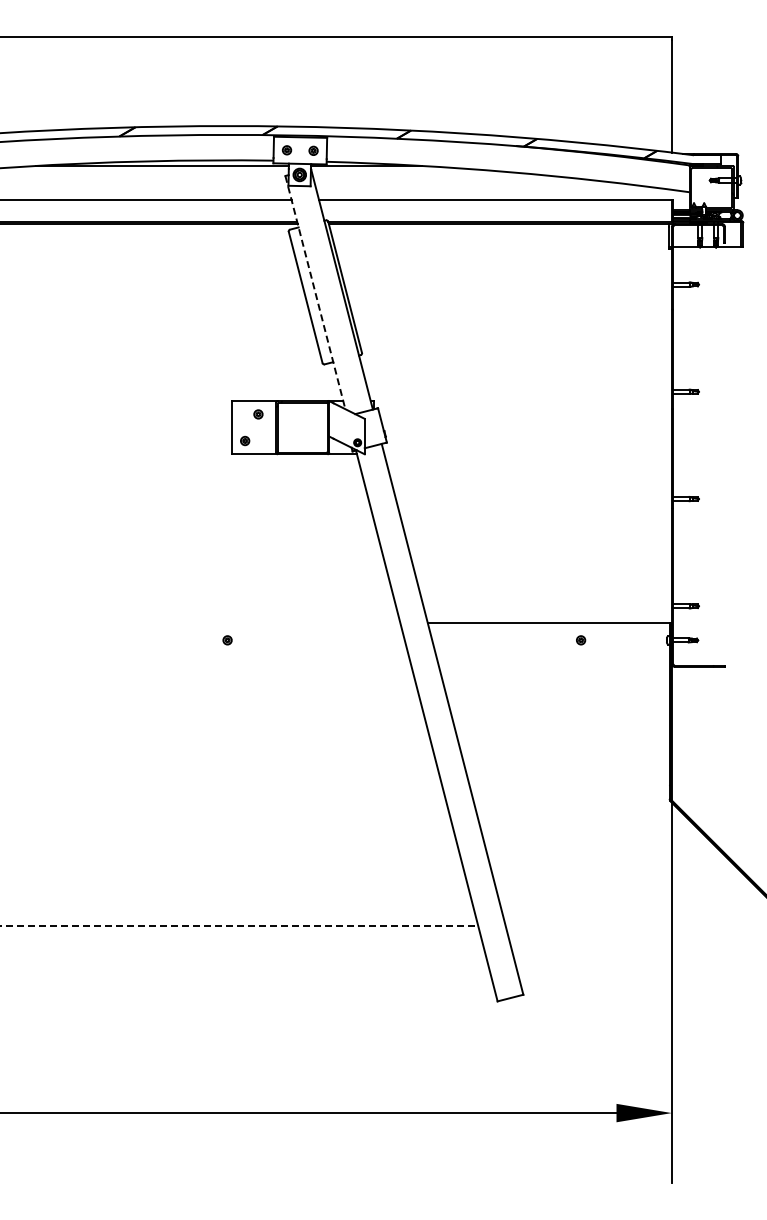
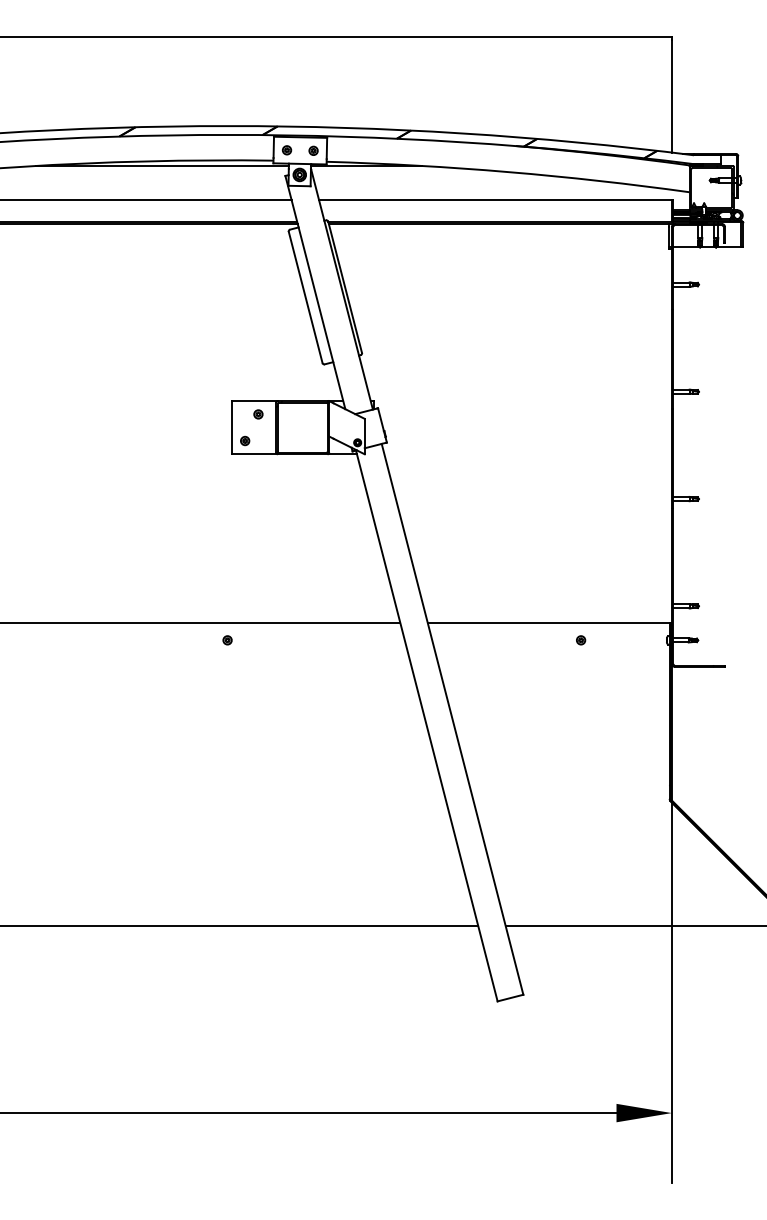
line: dashed -> solid (315, 293)
line: none -> present (201, 622)
line: dashed -> solid (239, 925)
line: none -> present (634, 925)
